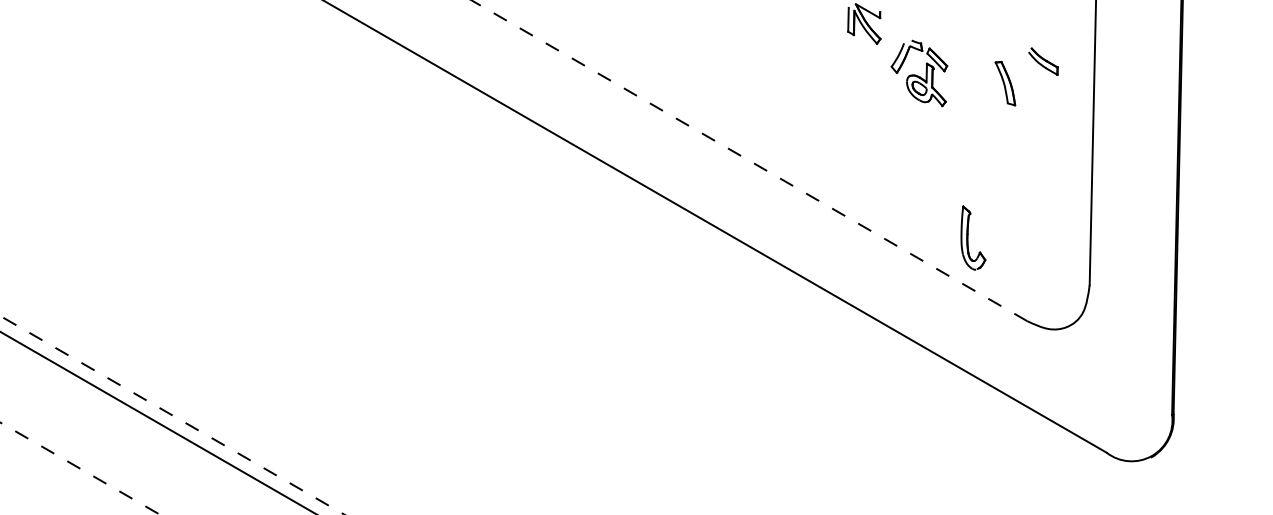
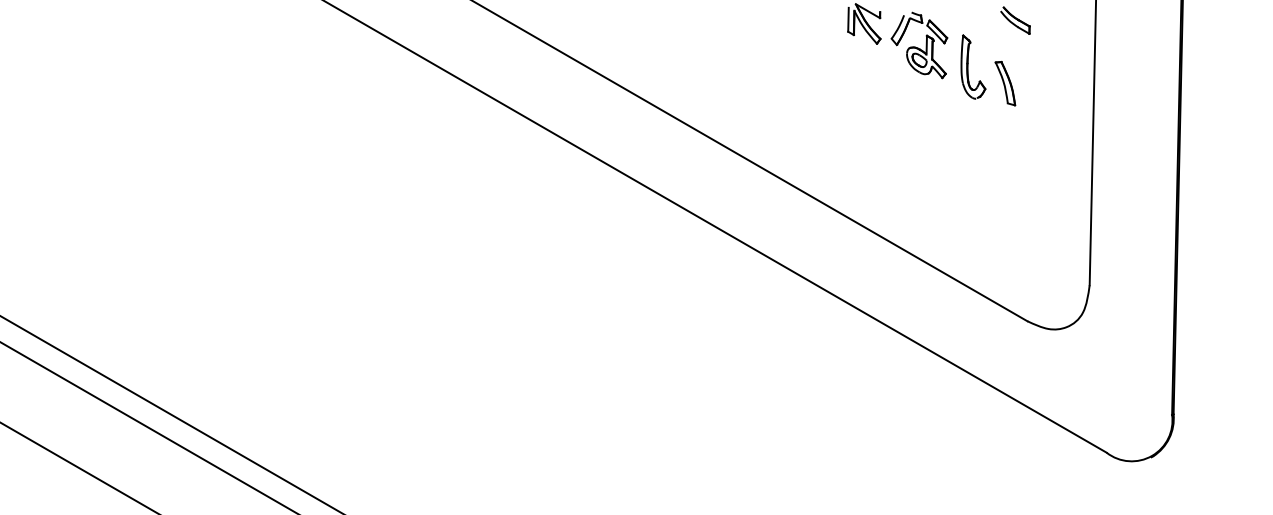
part position: (1043, 61) -> (1015, 20) (1015, 20)
part position: (919, 73) -> (919, 45) (919, 45)
line: dashed -> solid (749, 160)
part position: (973, 237) -> (973, 66) (973, 66)
line: dashed -> solid (172, 415)
line position: (157, 422) -> (148, 427) (148, 427)
line: dashed -> solid (80, 468)
